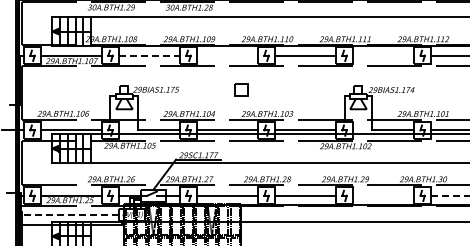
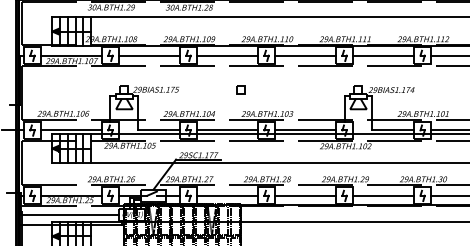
line: dashed -> solid (149, 55)
line: none -> present (227, 55)
line: none -> present (383, 55)
part size: 15x14 px -> 10x10 px (240, 89)
line: none -> present (383, 195)
line: dashed -> solid (450, 195)
line: dashed -> solid (69, 214)
